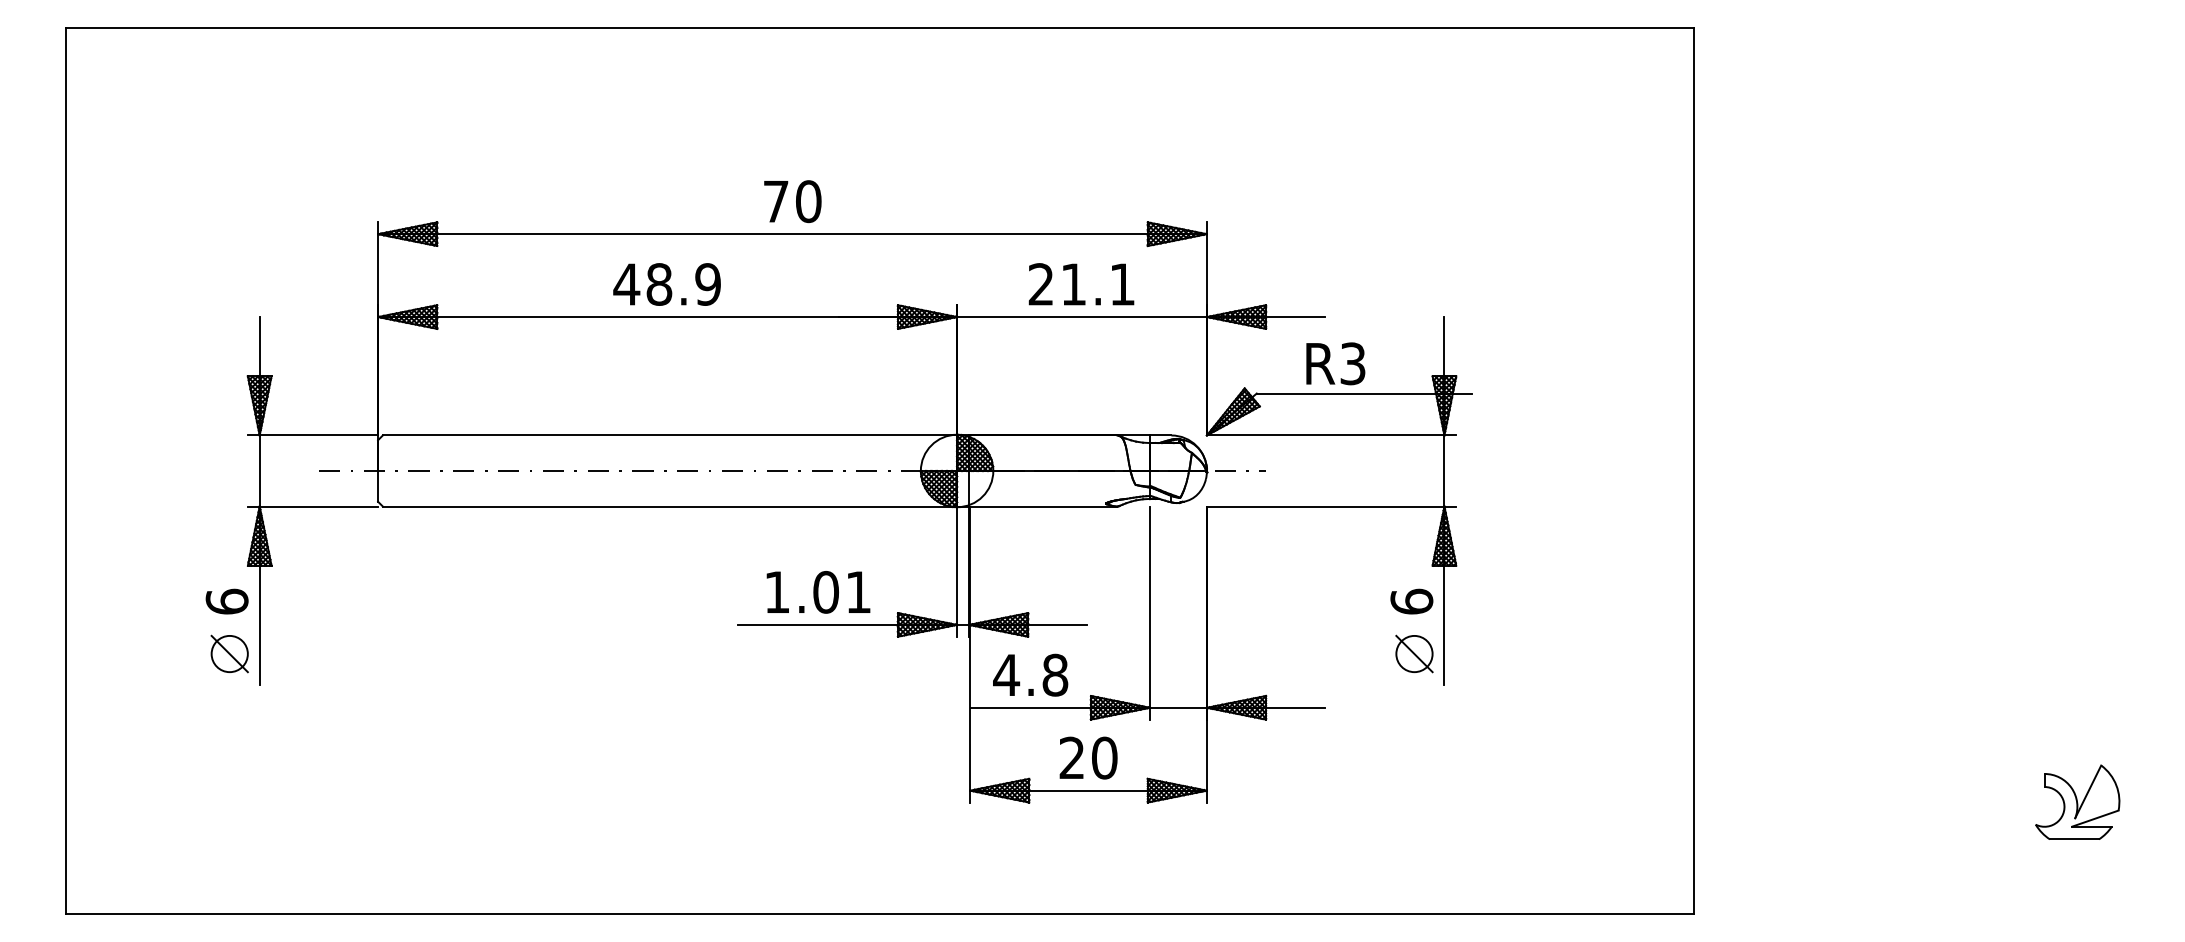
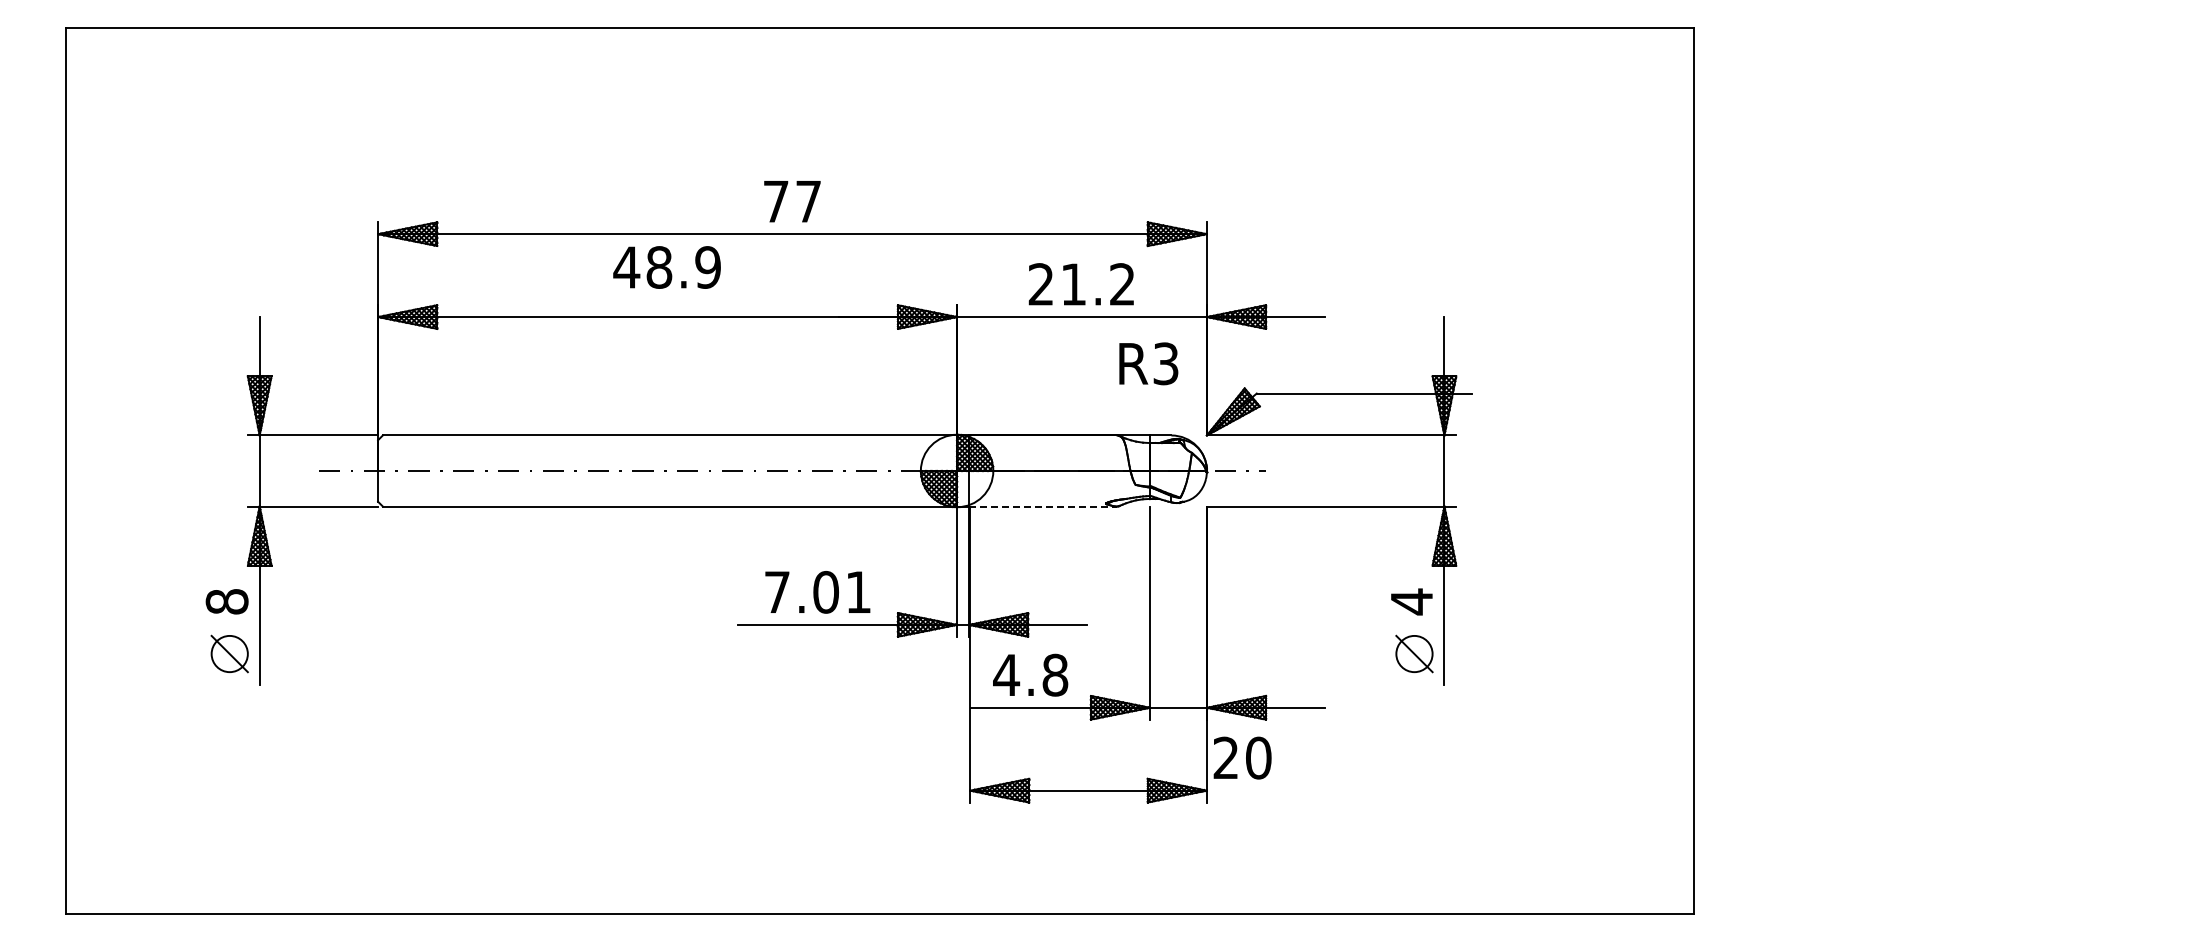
text: 70 -> 77 (808, 201)
text position: (666, 284) -> (666, 267) (666, 267)
text: 21.1 -> 21.2 (1122, 284)
text position: (1335, 363) -> (1148, 363) (1148, 363)
line: solid -> dashed (1042, 506)
text: 1.01 -> 7.01 (777, 591)
text: 6 -> 8 (226, 601)
text: 6 -> 4 (1411, 601)
text position: (1088, 757) -> (1242, 757) (1242, 757)
part: present -> none (2077, 801)
